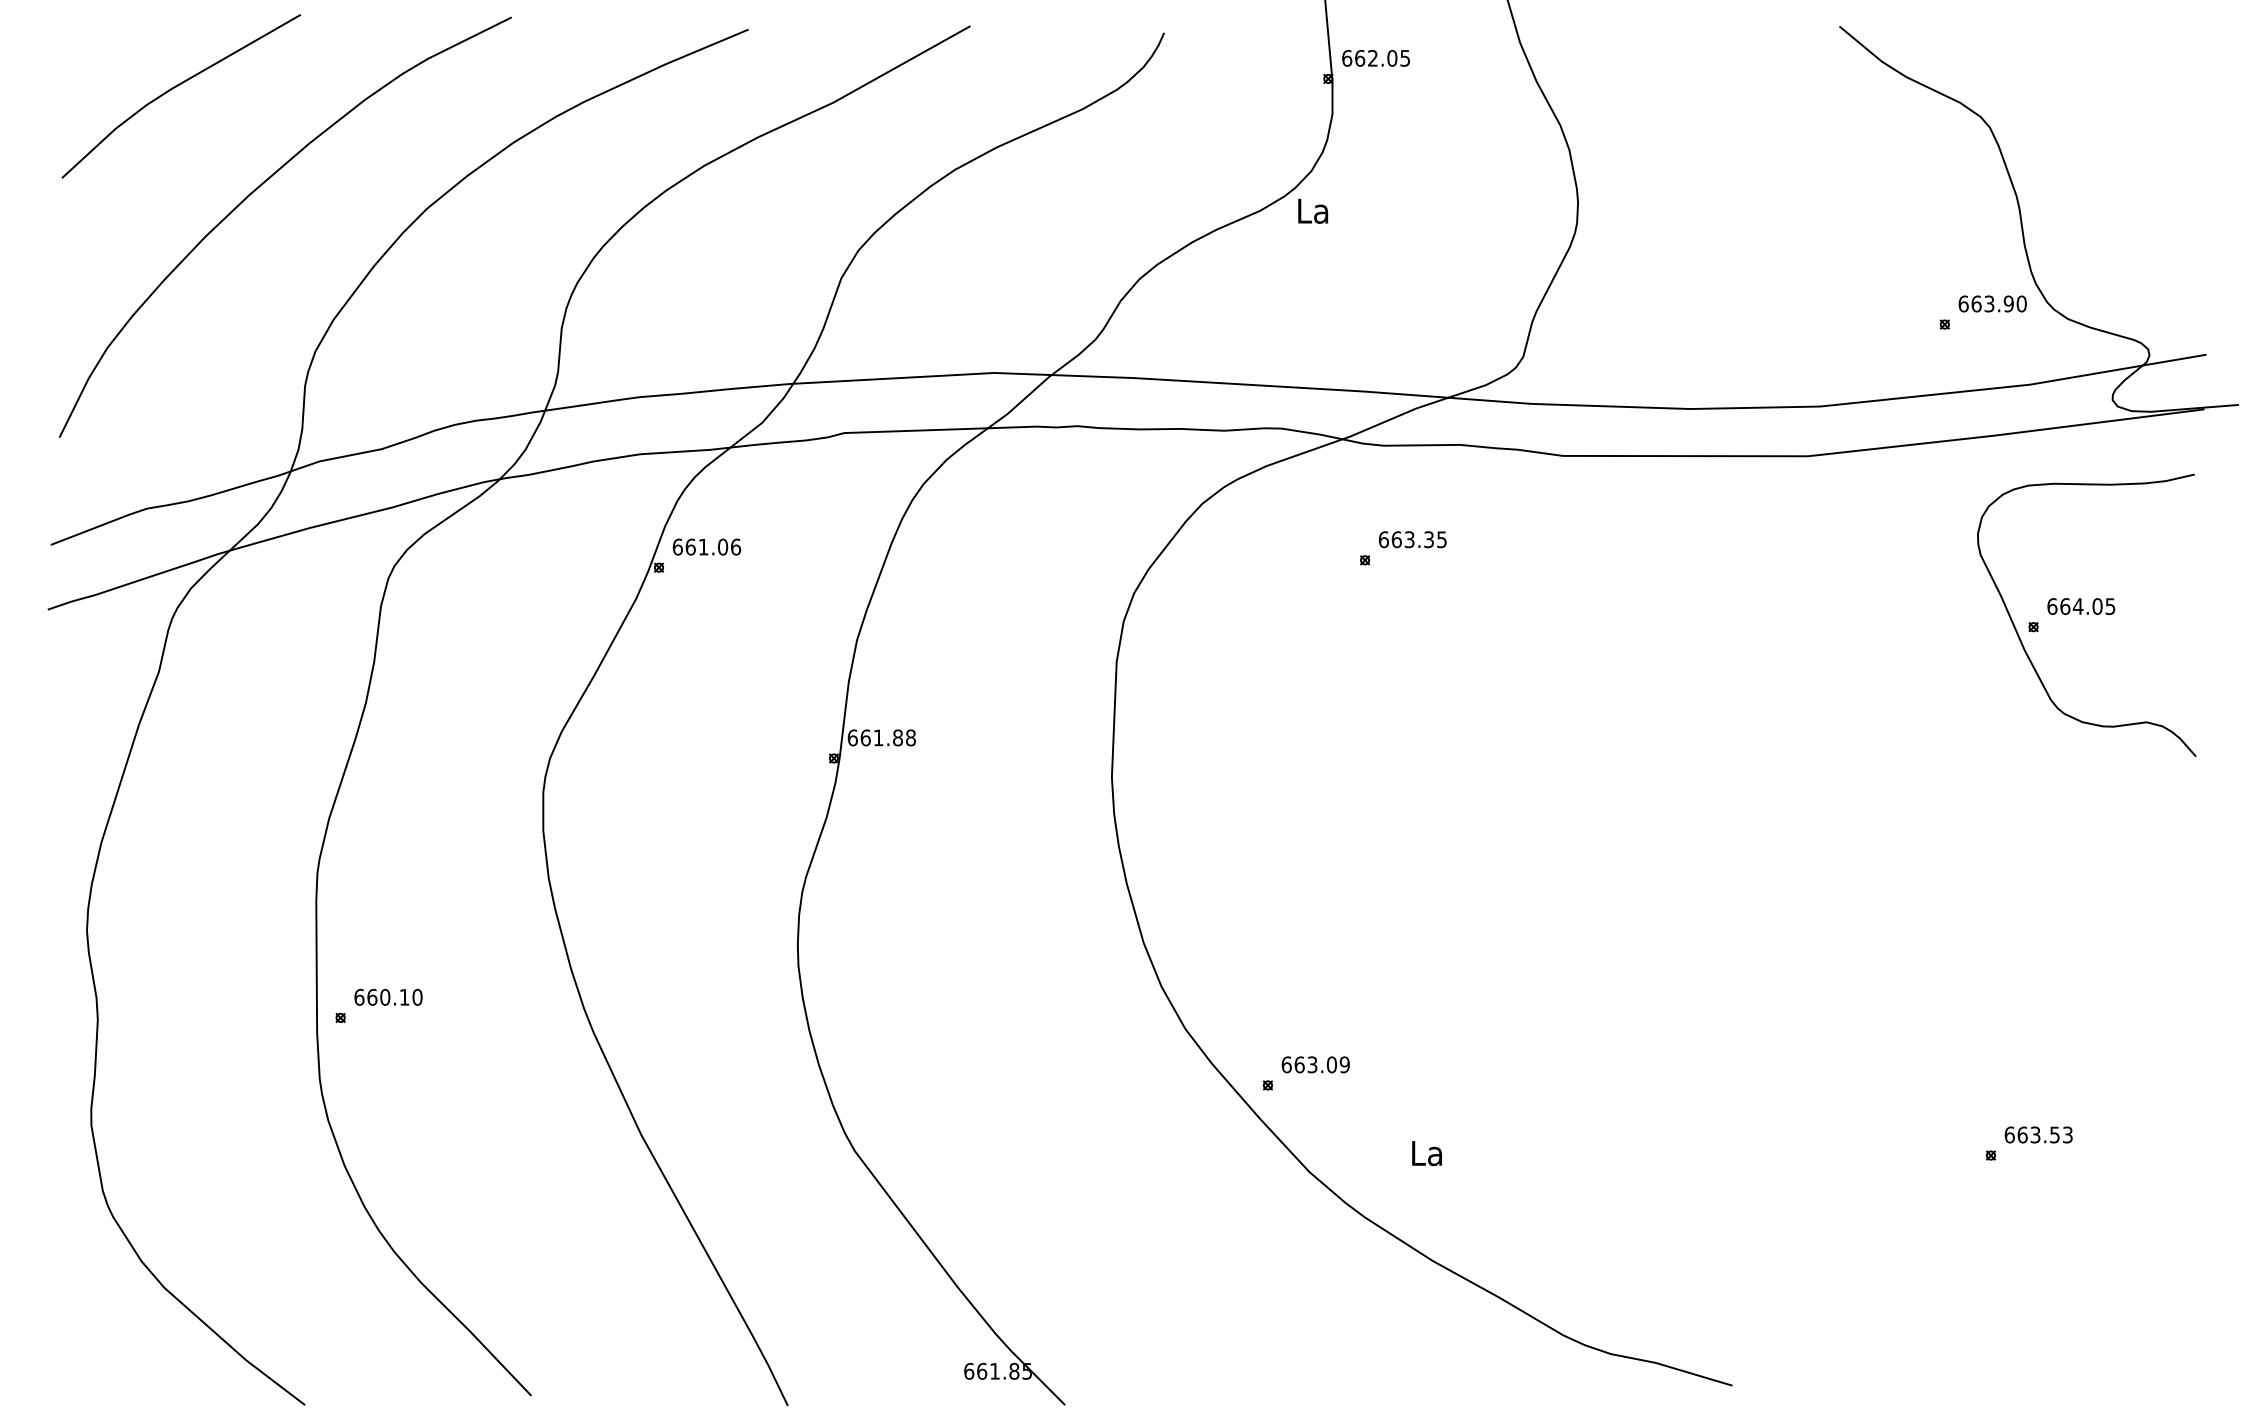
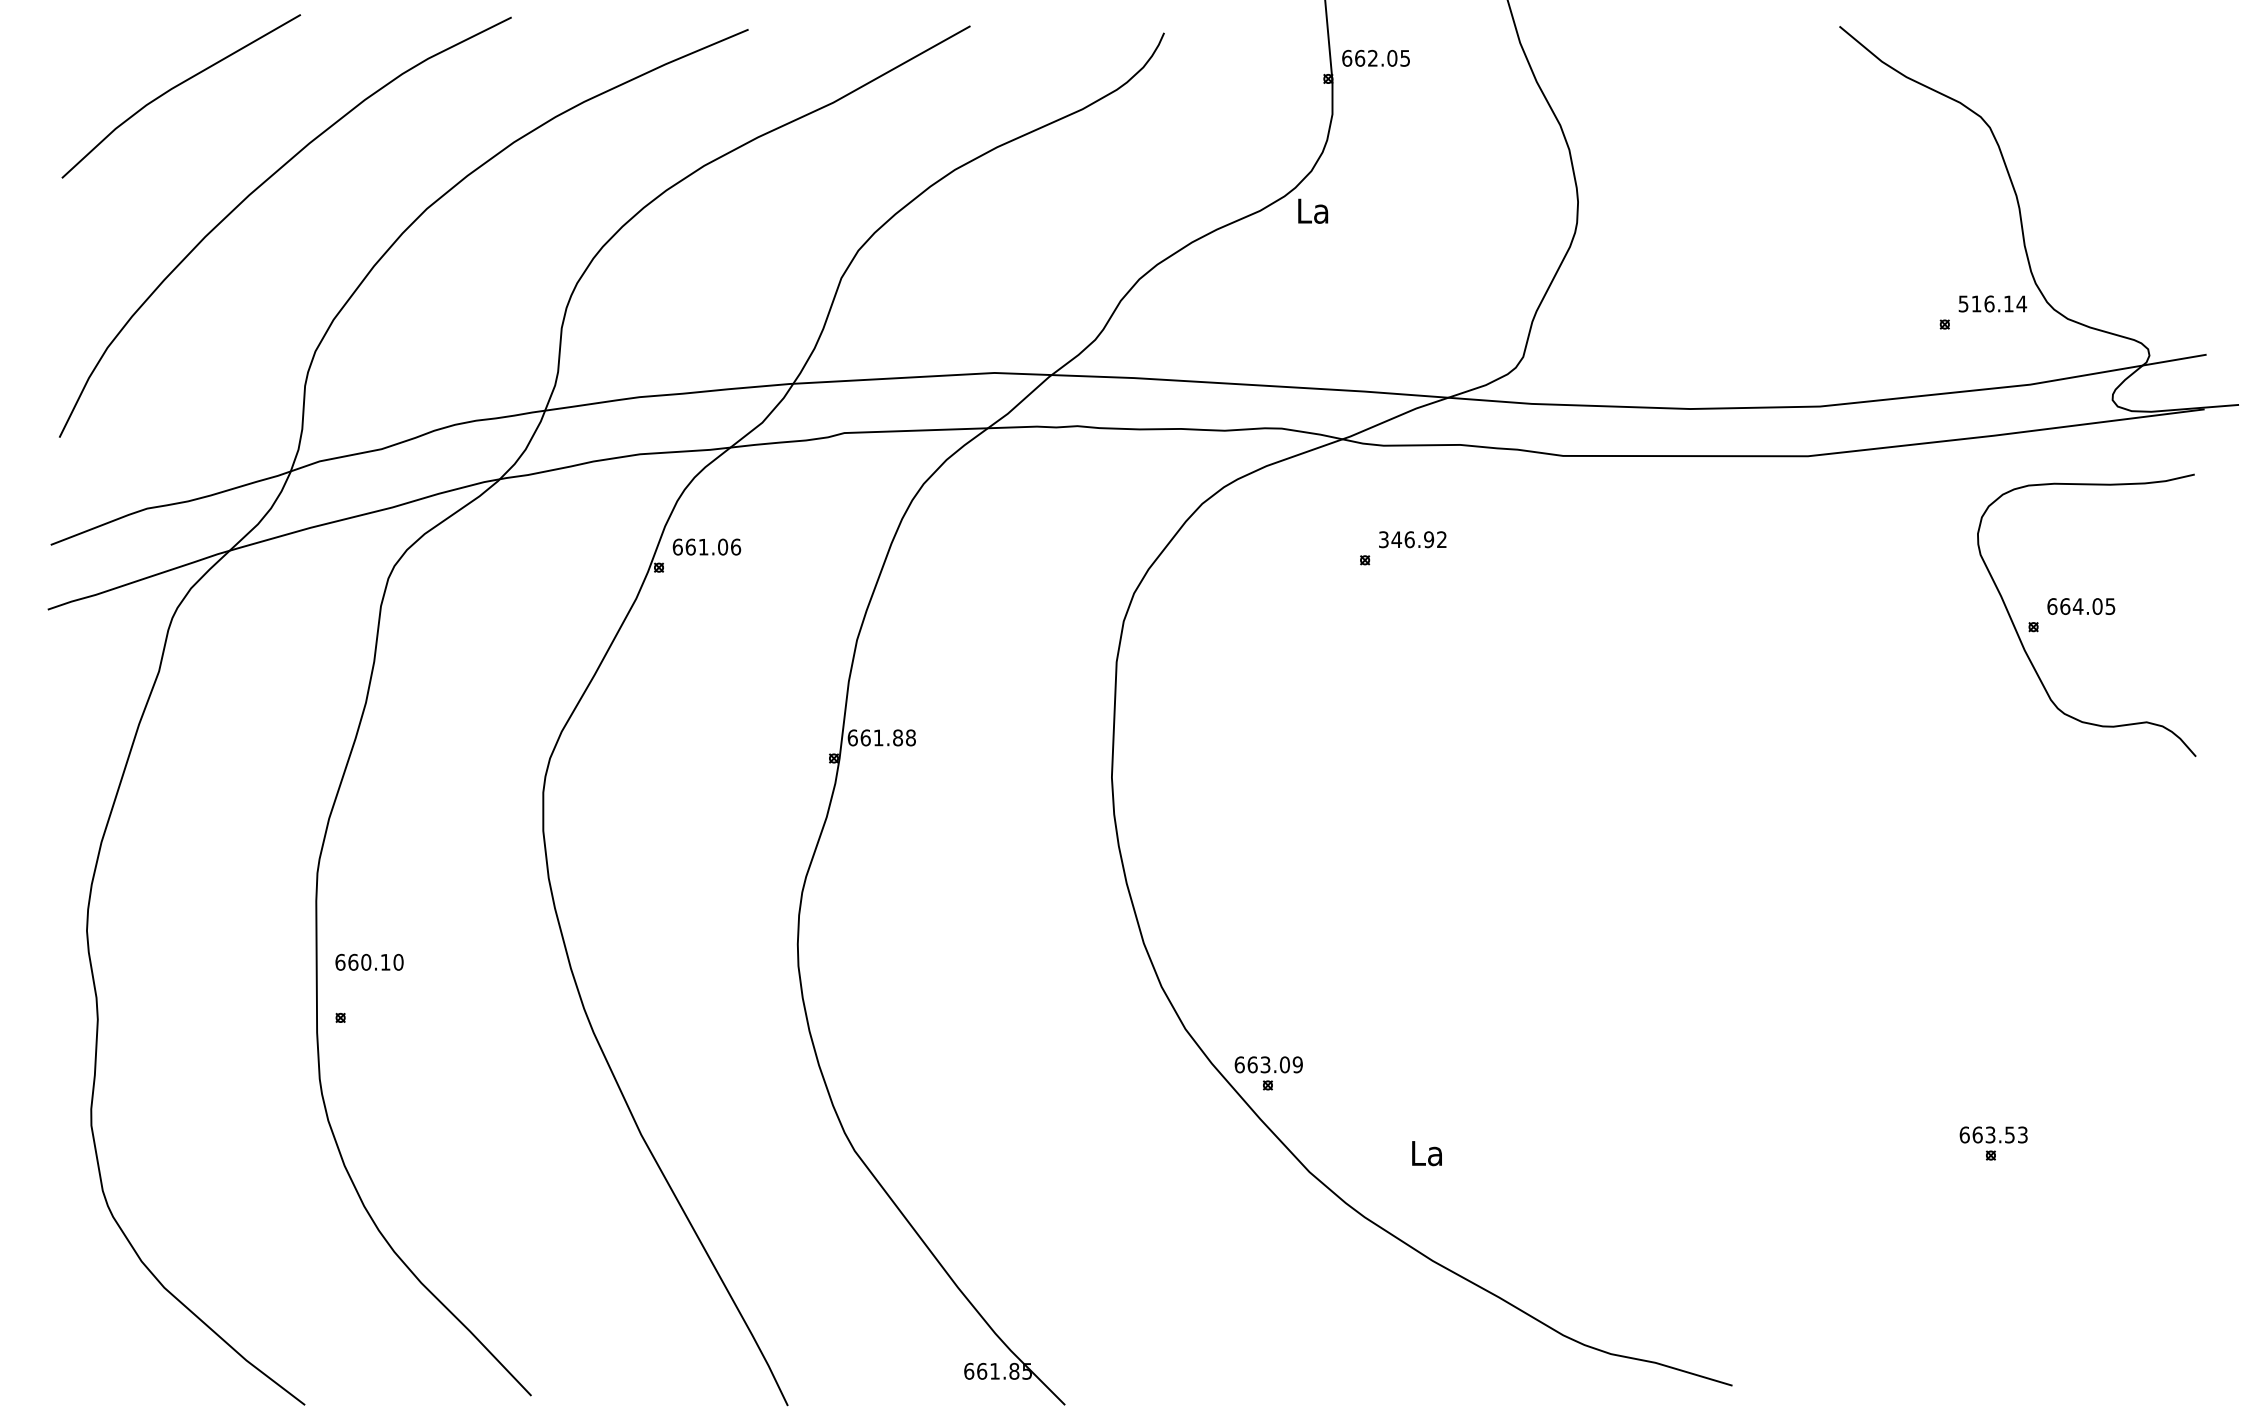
text: 663.90 -> 516.14 (1992, 303)
text: 663.35 -> 346.92 (1412, 539)
text position: (388, 996) -> (369, 961) (369, 961)
text position: (1315, 1064) -> (1268, 1064) (1268, 1064)
text position: (2038, 1134) -> (1993, 1134) (1993, 1134)
